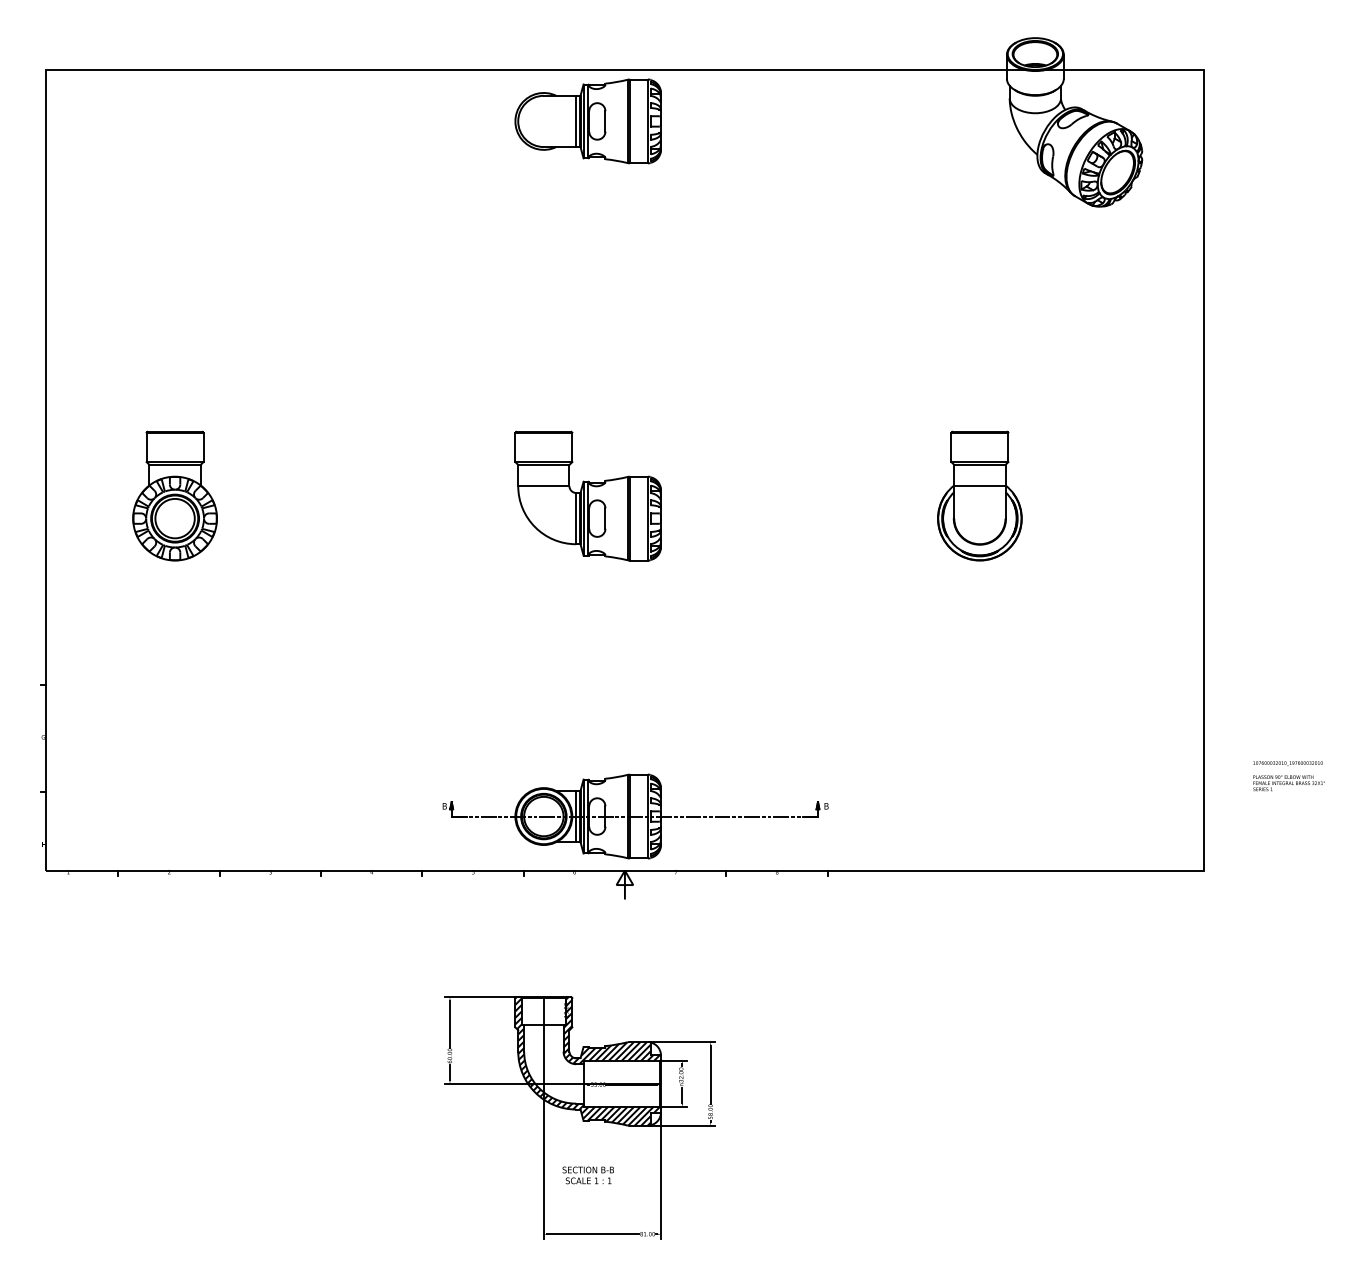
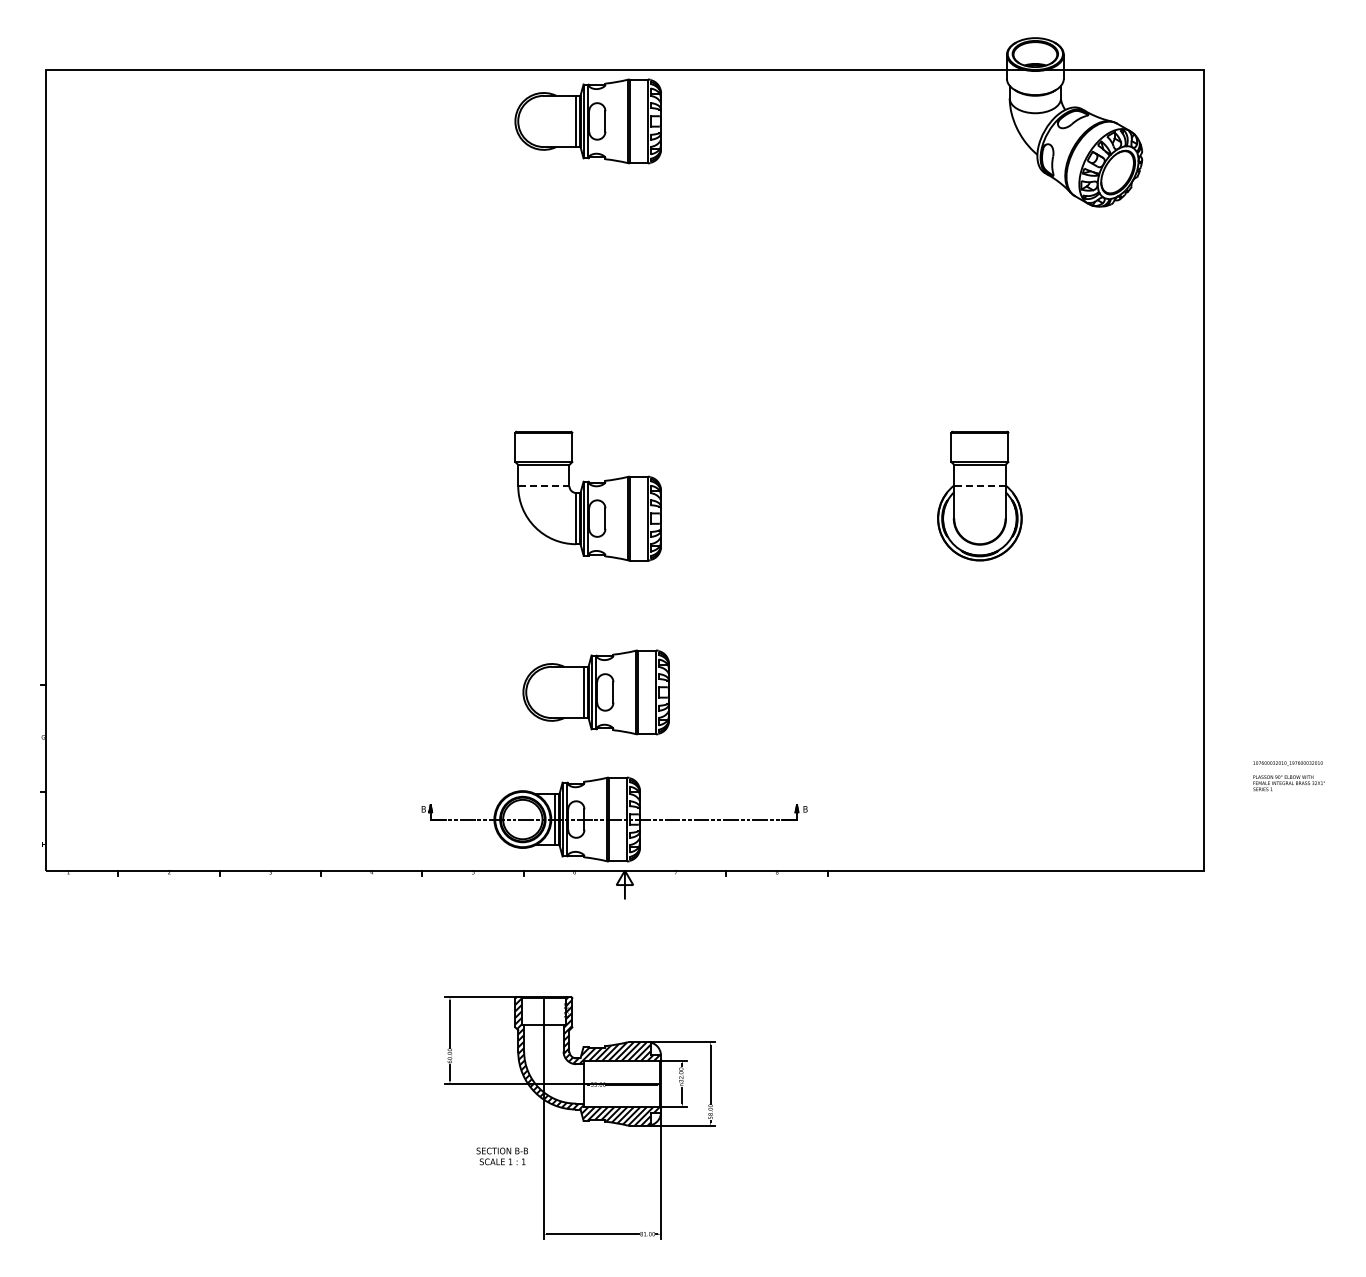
line: solid -> dashed (544, 486)
line: solid -> dashed (980, 486)
part: present -> none (174, 495)
part: none -> present (595, 692)
part position: (635, 816) -> (614, 819) (614, 819)
text position: (587, 1175) -> (501, 1156) (501, 1156)
